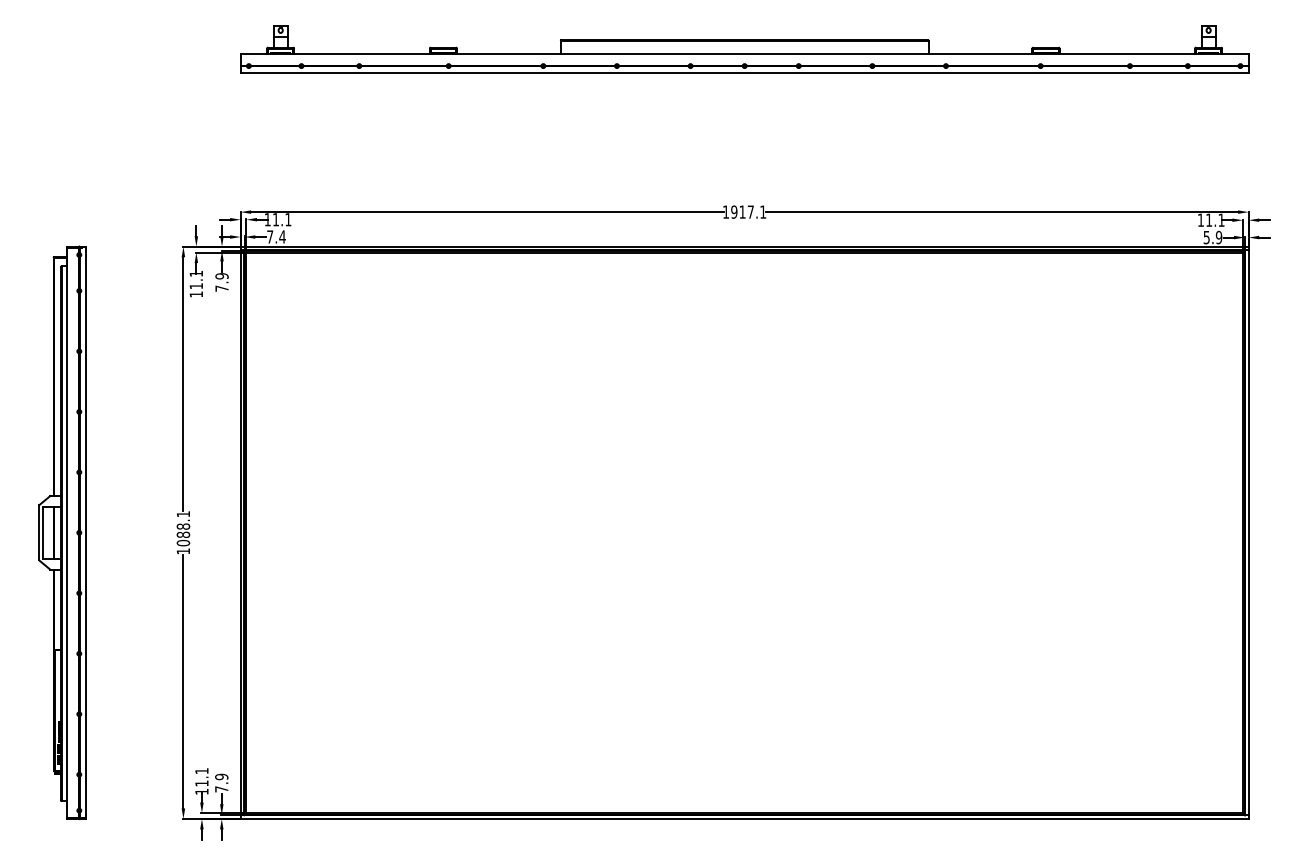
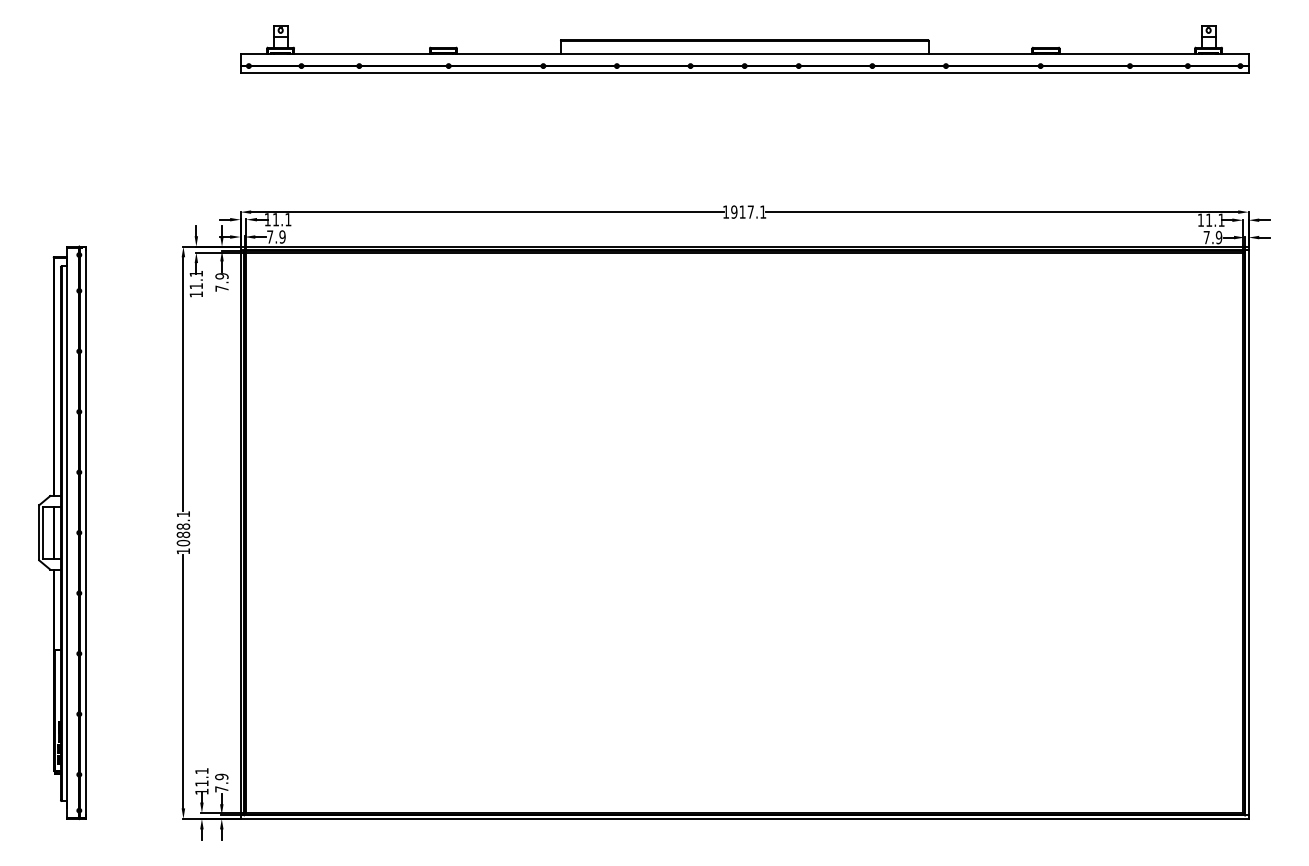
text: 7.4 -> 7.9 (282, 236)
text: 5.9 -> 7.9 (1206, 237)
